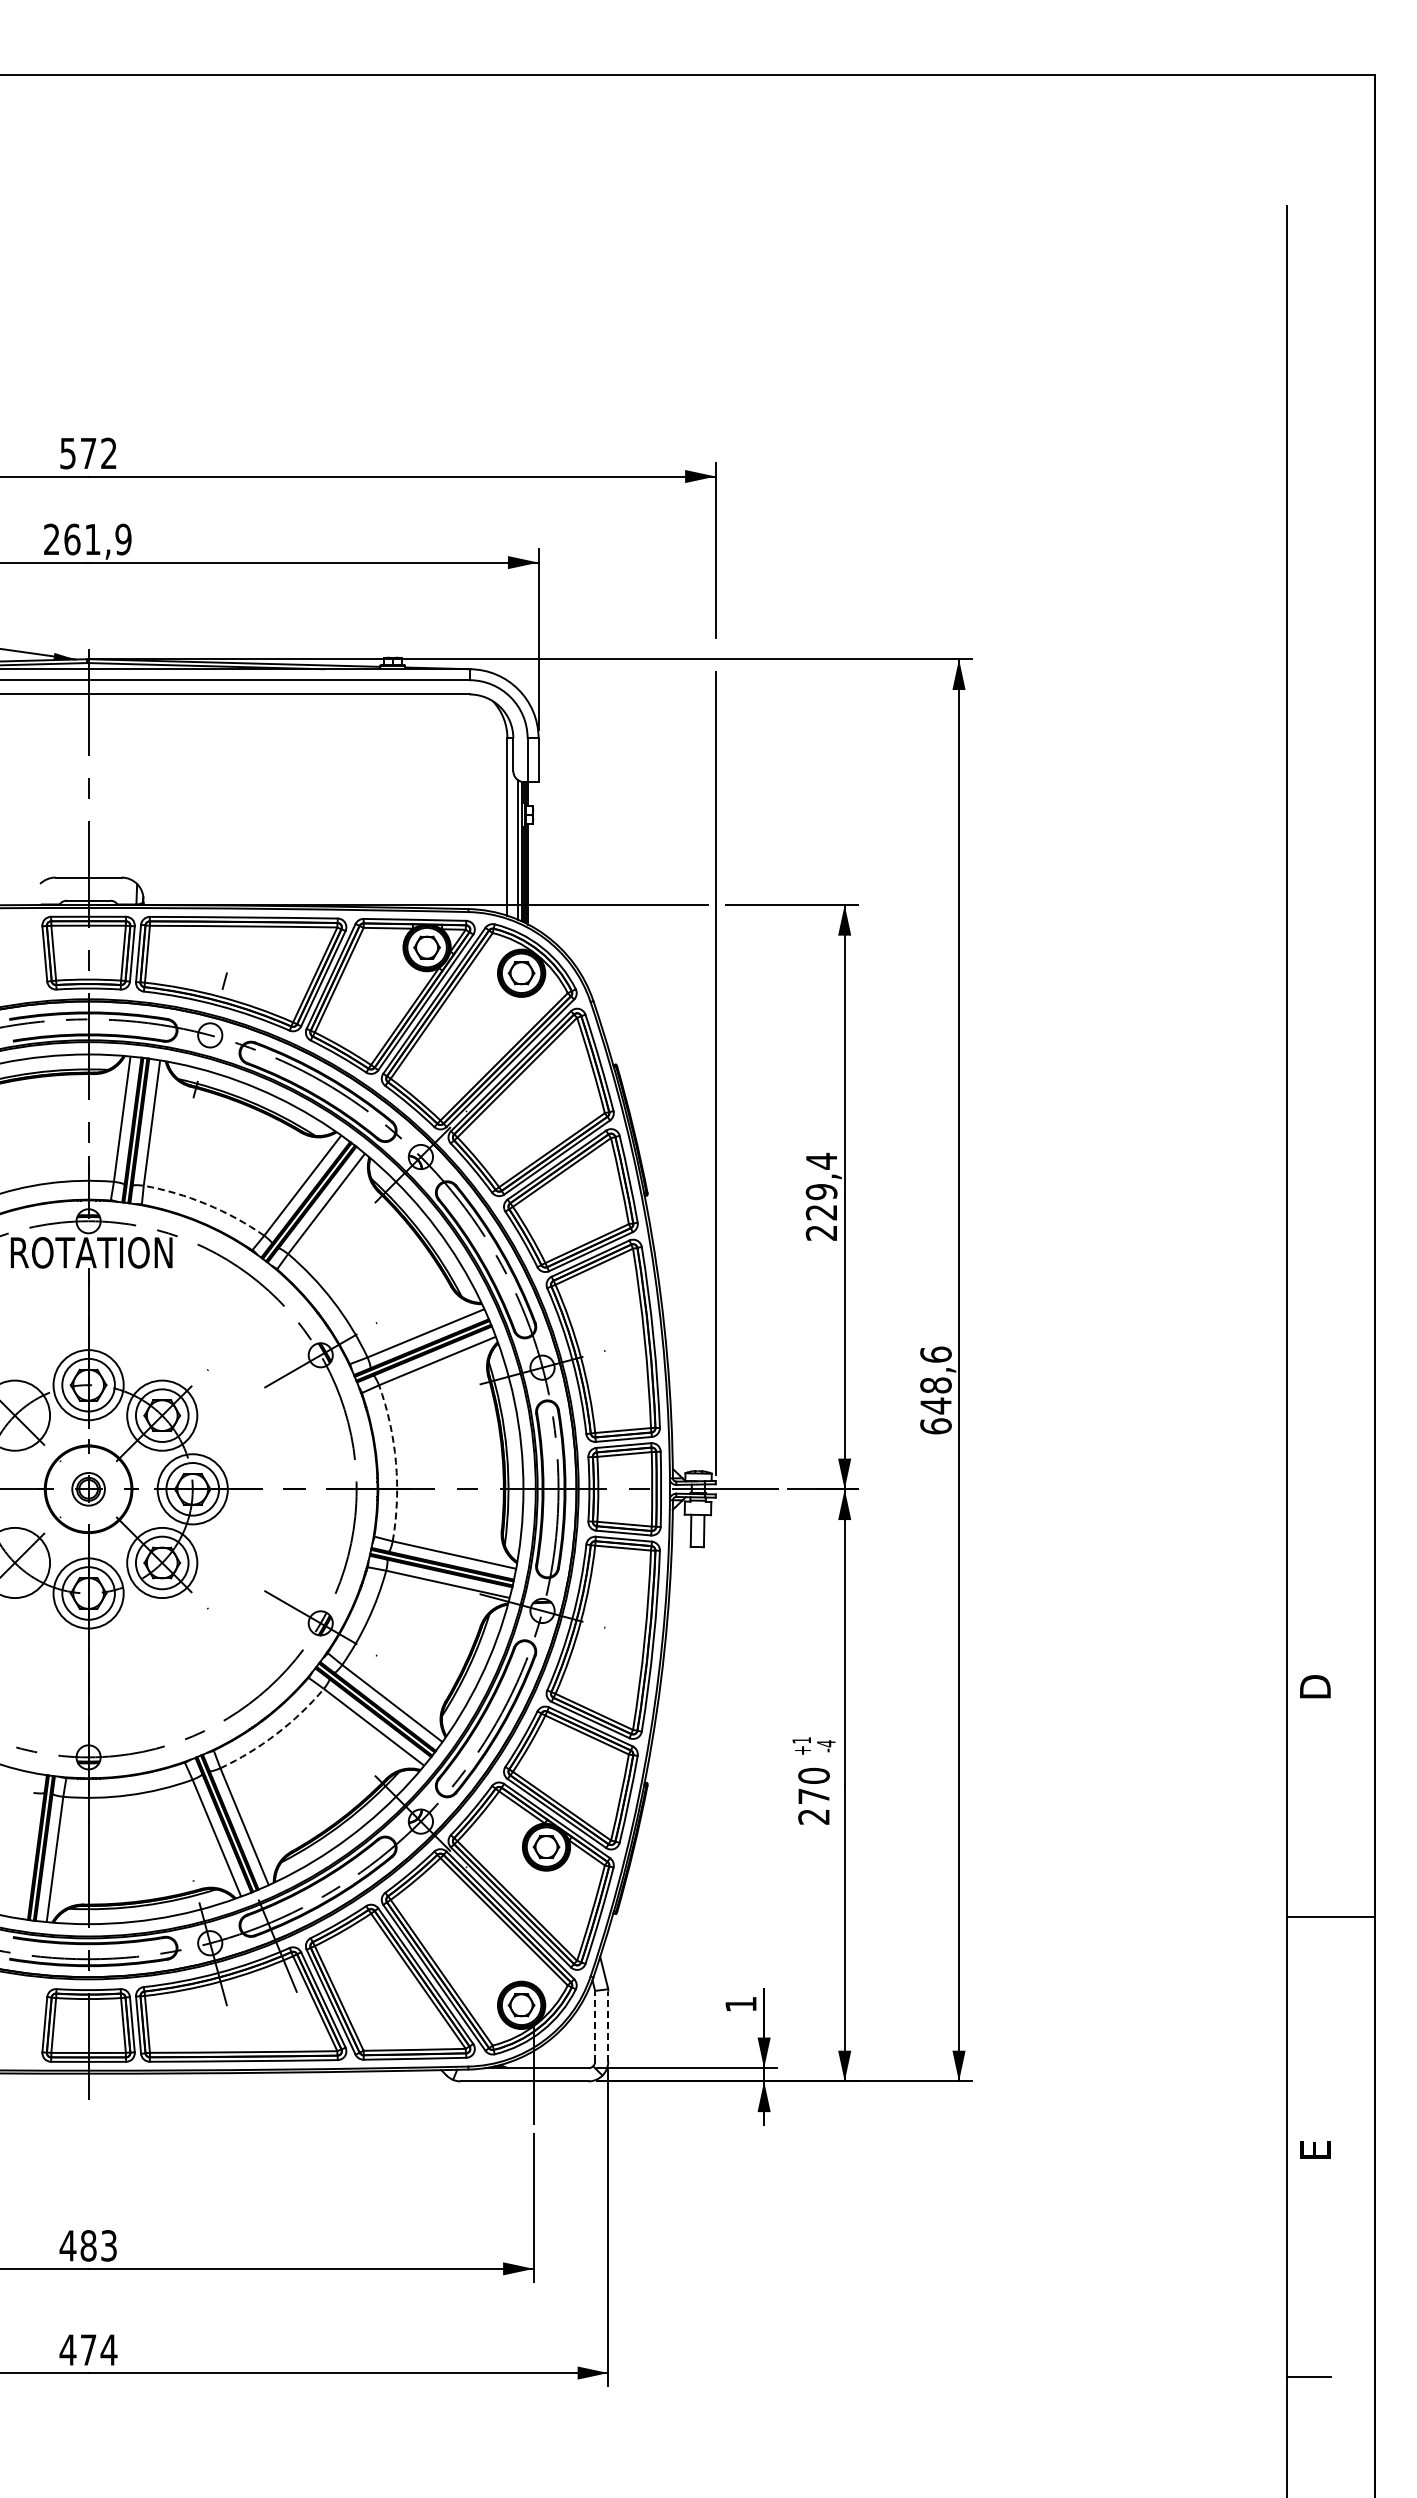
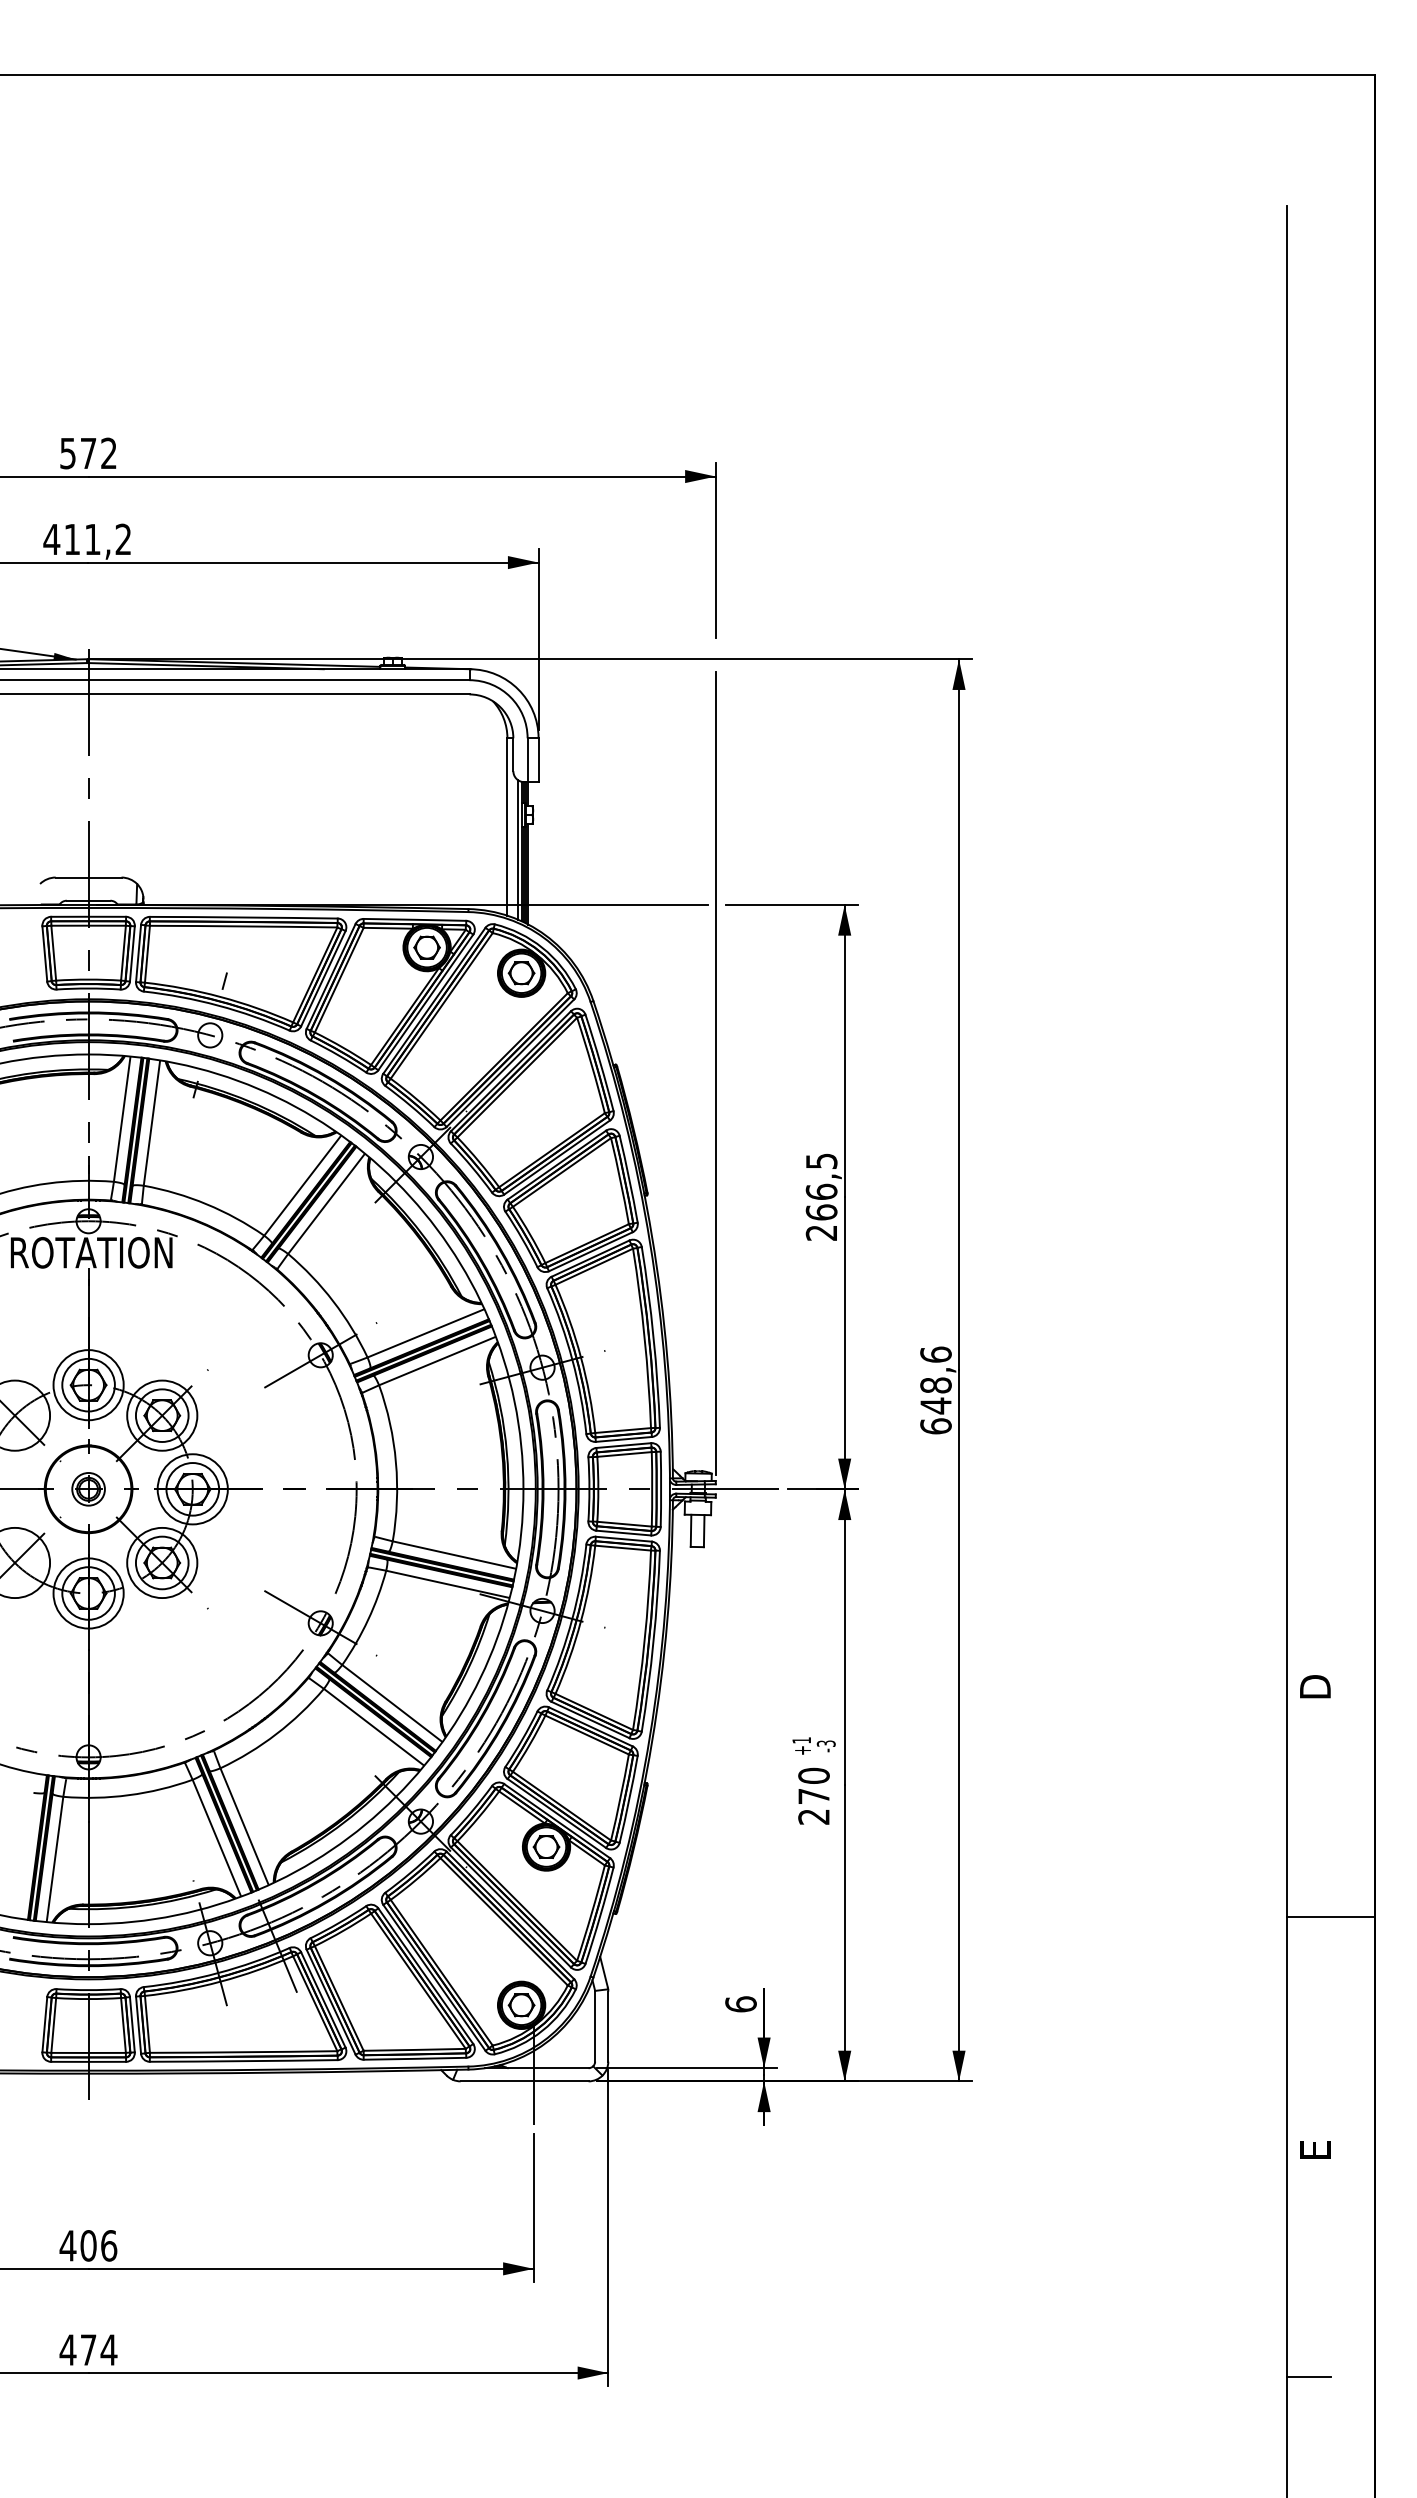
text: 261,9 -> 411,2 (87, 539)
text: 229,4 -> 266,5 (821, 1186)
arc: dashed -> solid (206, 1204)
arc: dashed -> solid (395, 1462)
arc: dashed -> solid (276, 1734)
text: -4 -> -3 (825, 1743)
text: 1 -> 6 (740, 2004)
line: dashed -> solid (595, 2026)
line: dashed -> solid (608, 2026)
text: 483 -> 406 (98, 2245)
